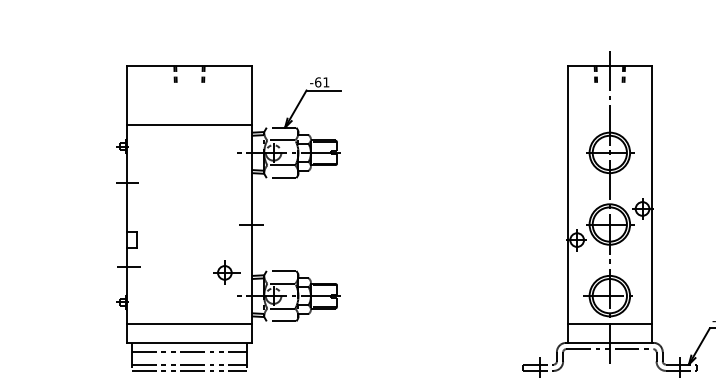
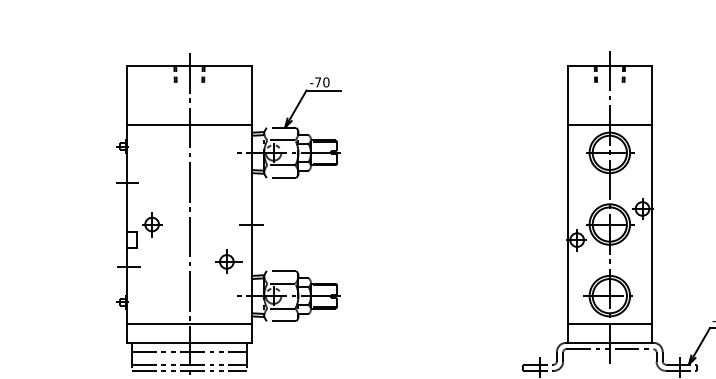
text: -61 -> -70 (322, 82)
line: none -> present (609, 124)
line: none -> present (189, 214)
part: none -> present (152, 224)
part position: (226, 272) -> (228, 261) (228, 261)
